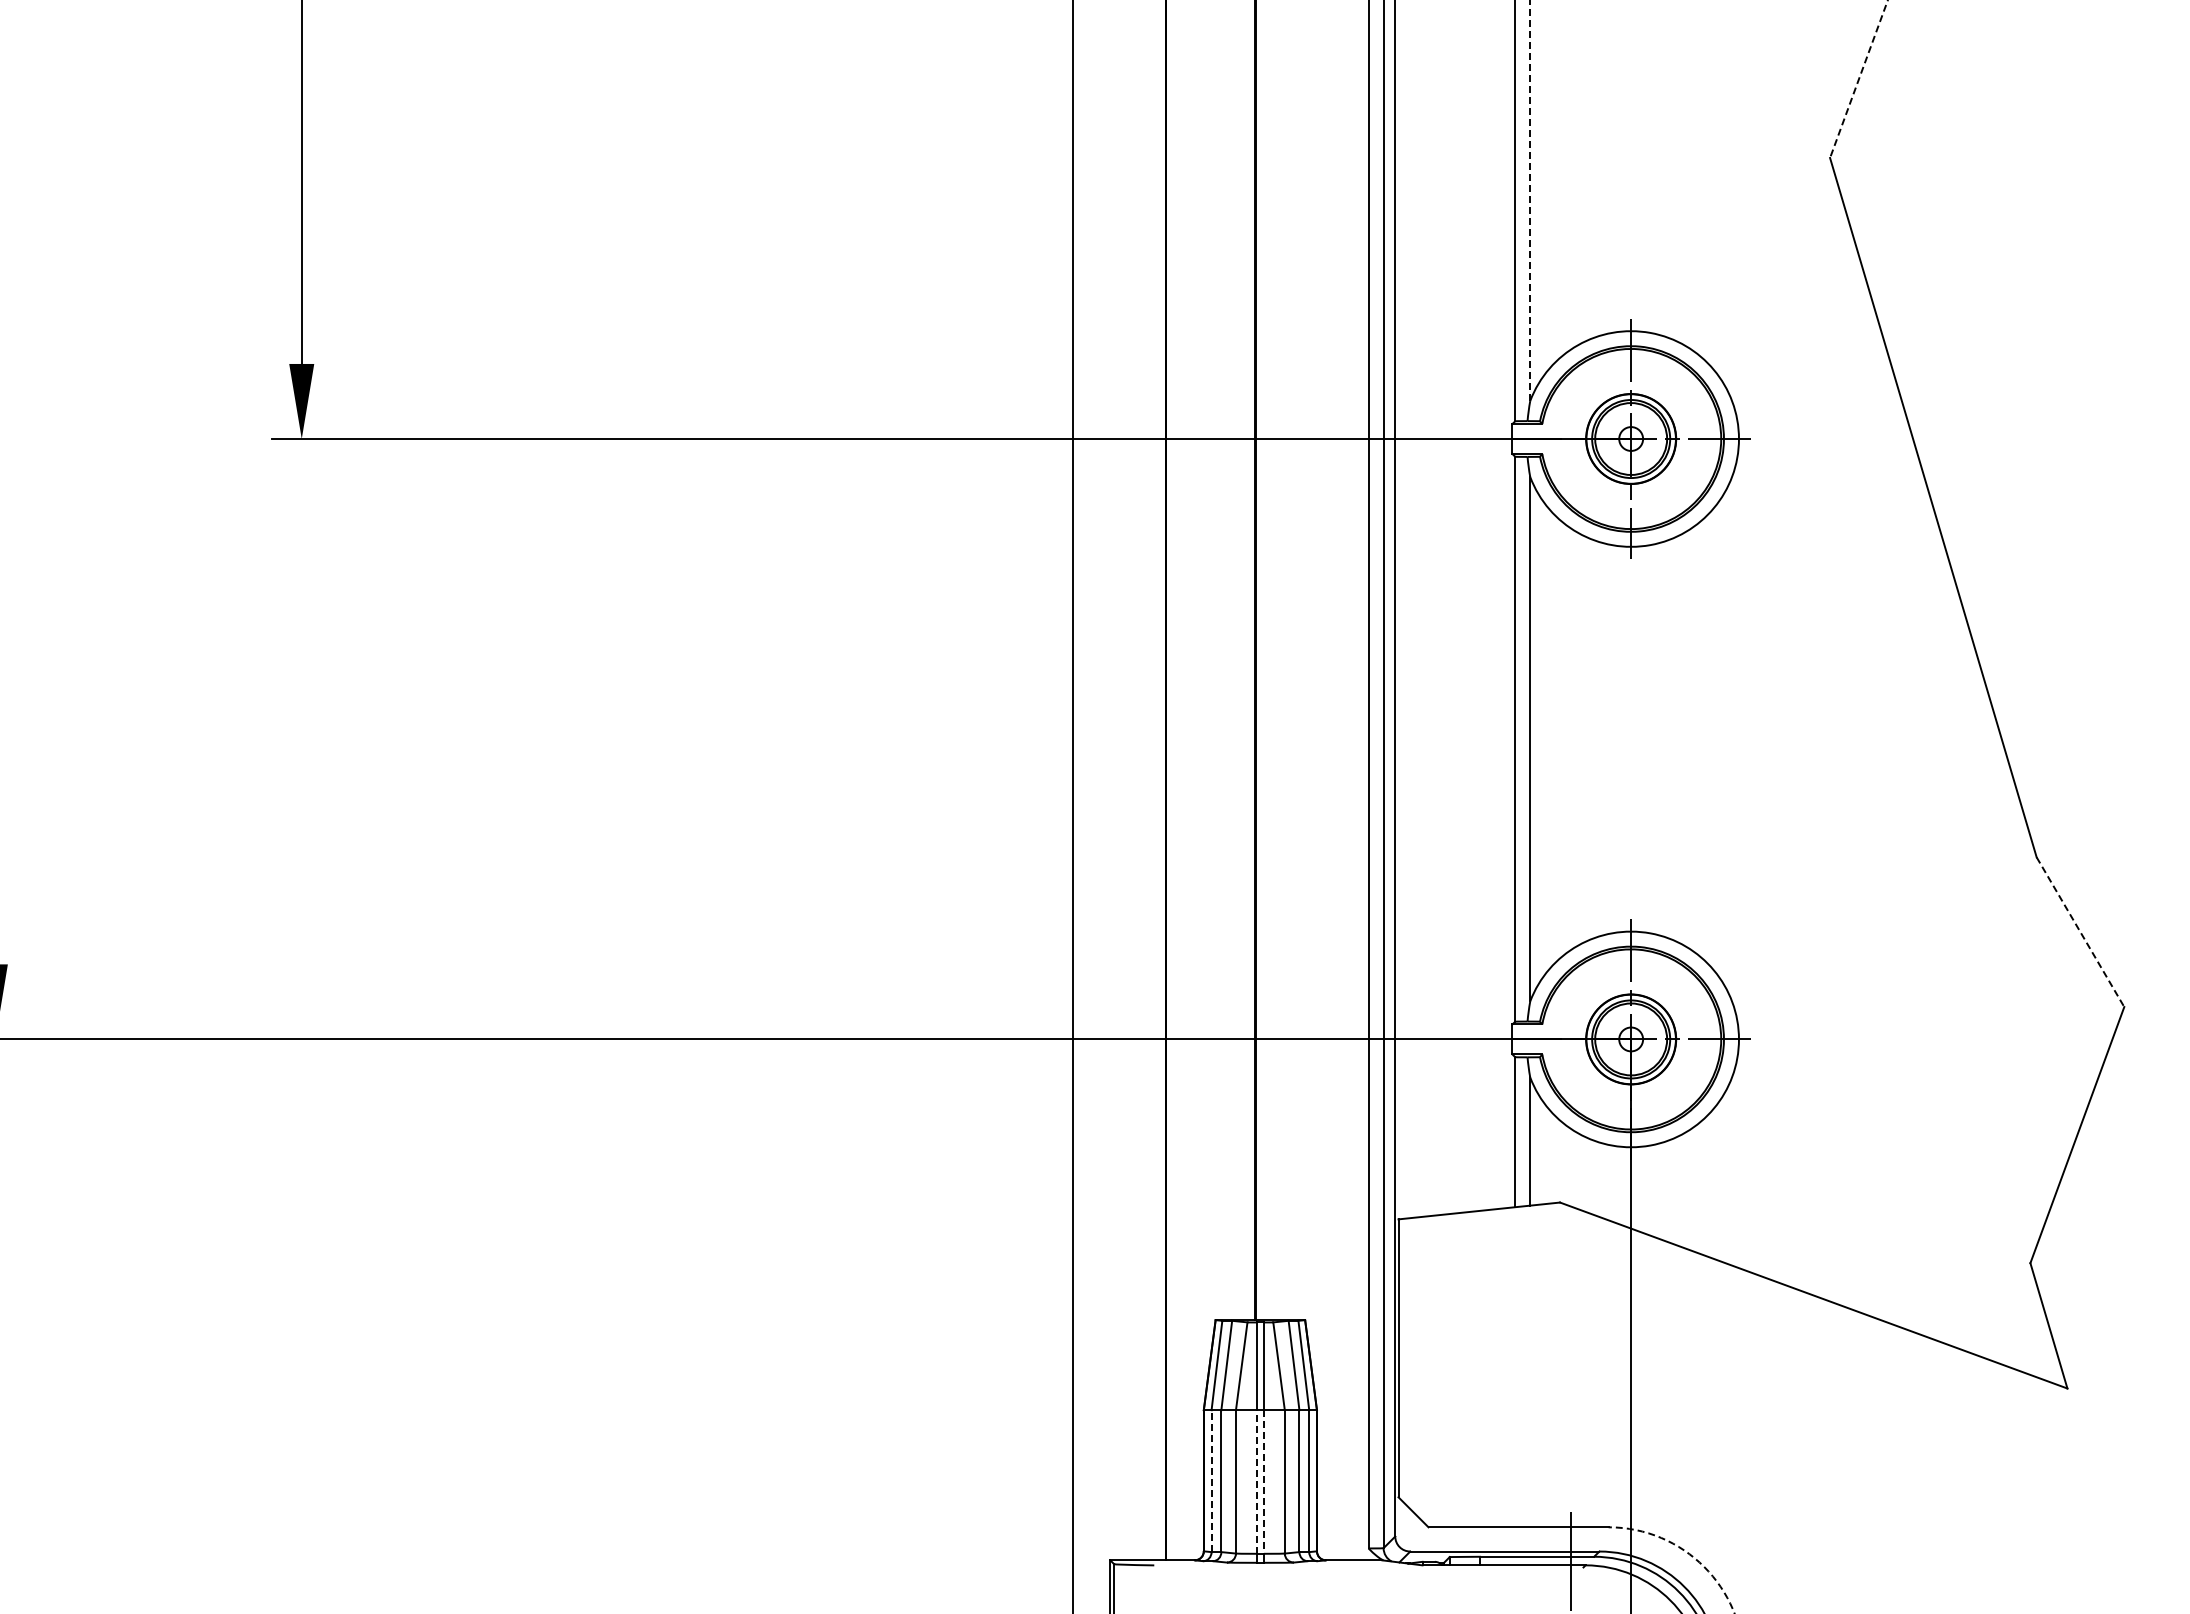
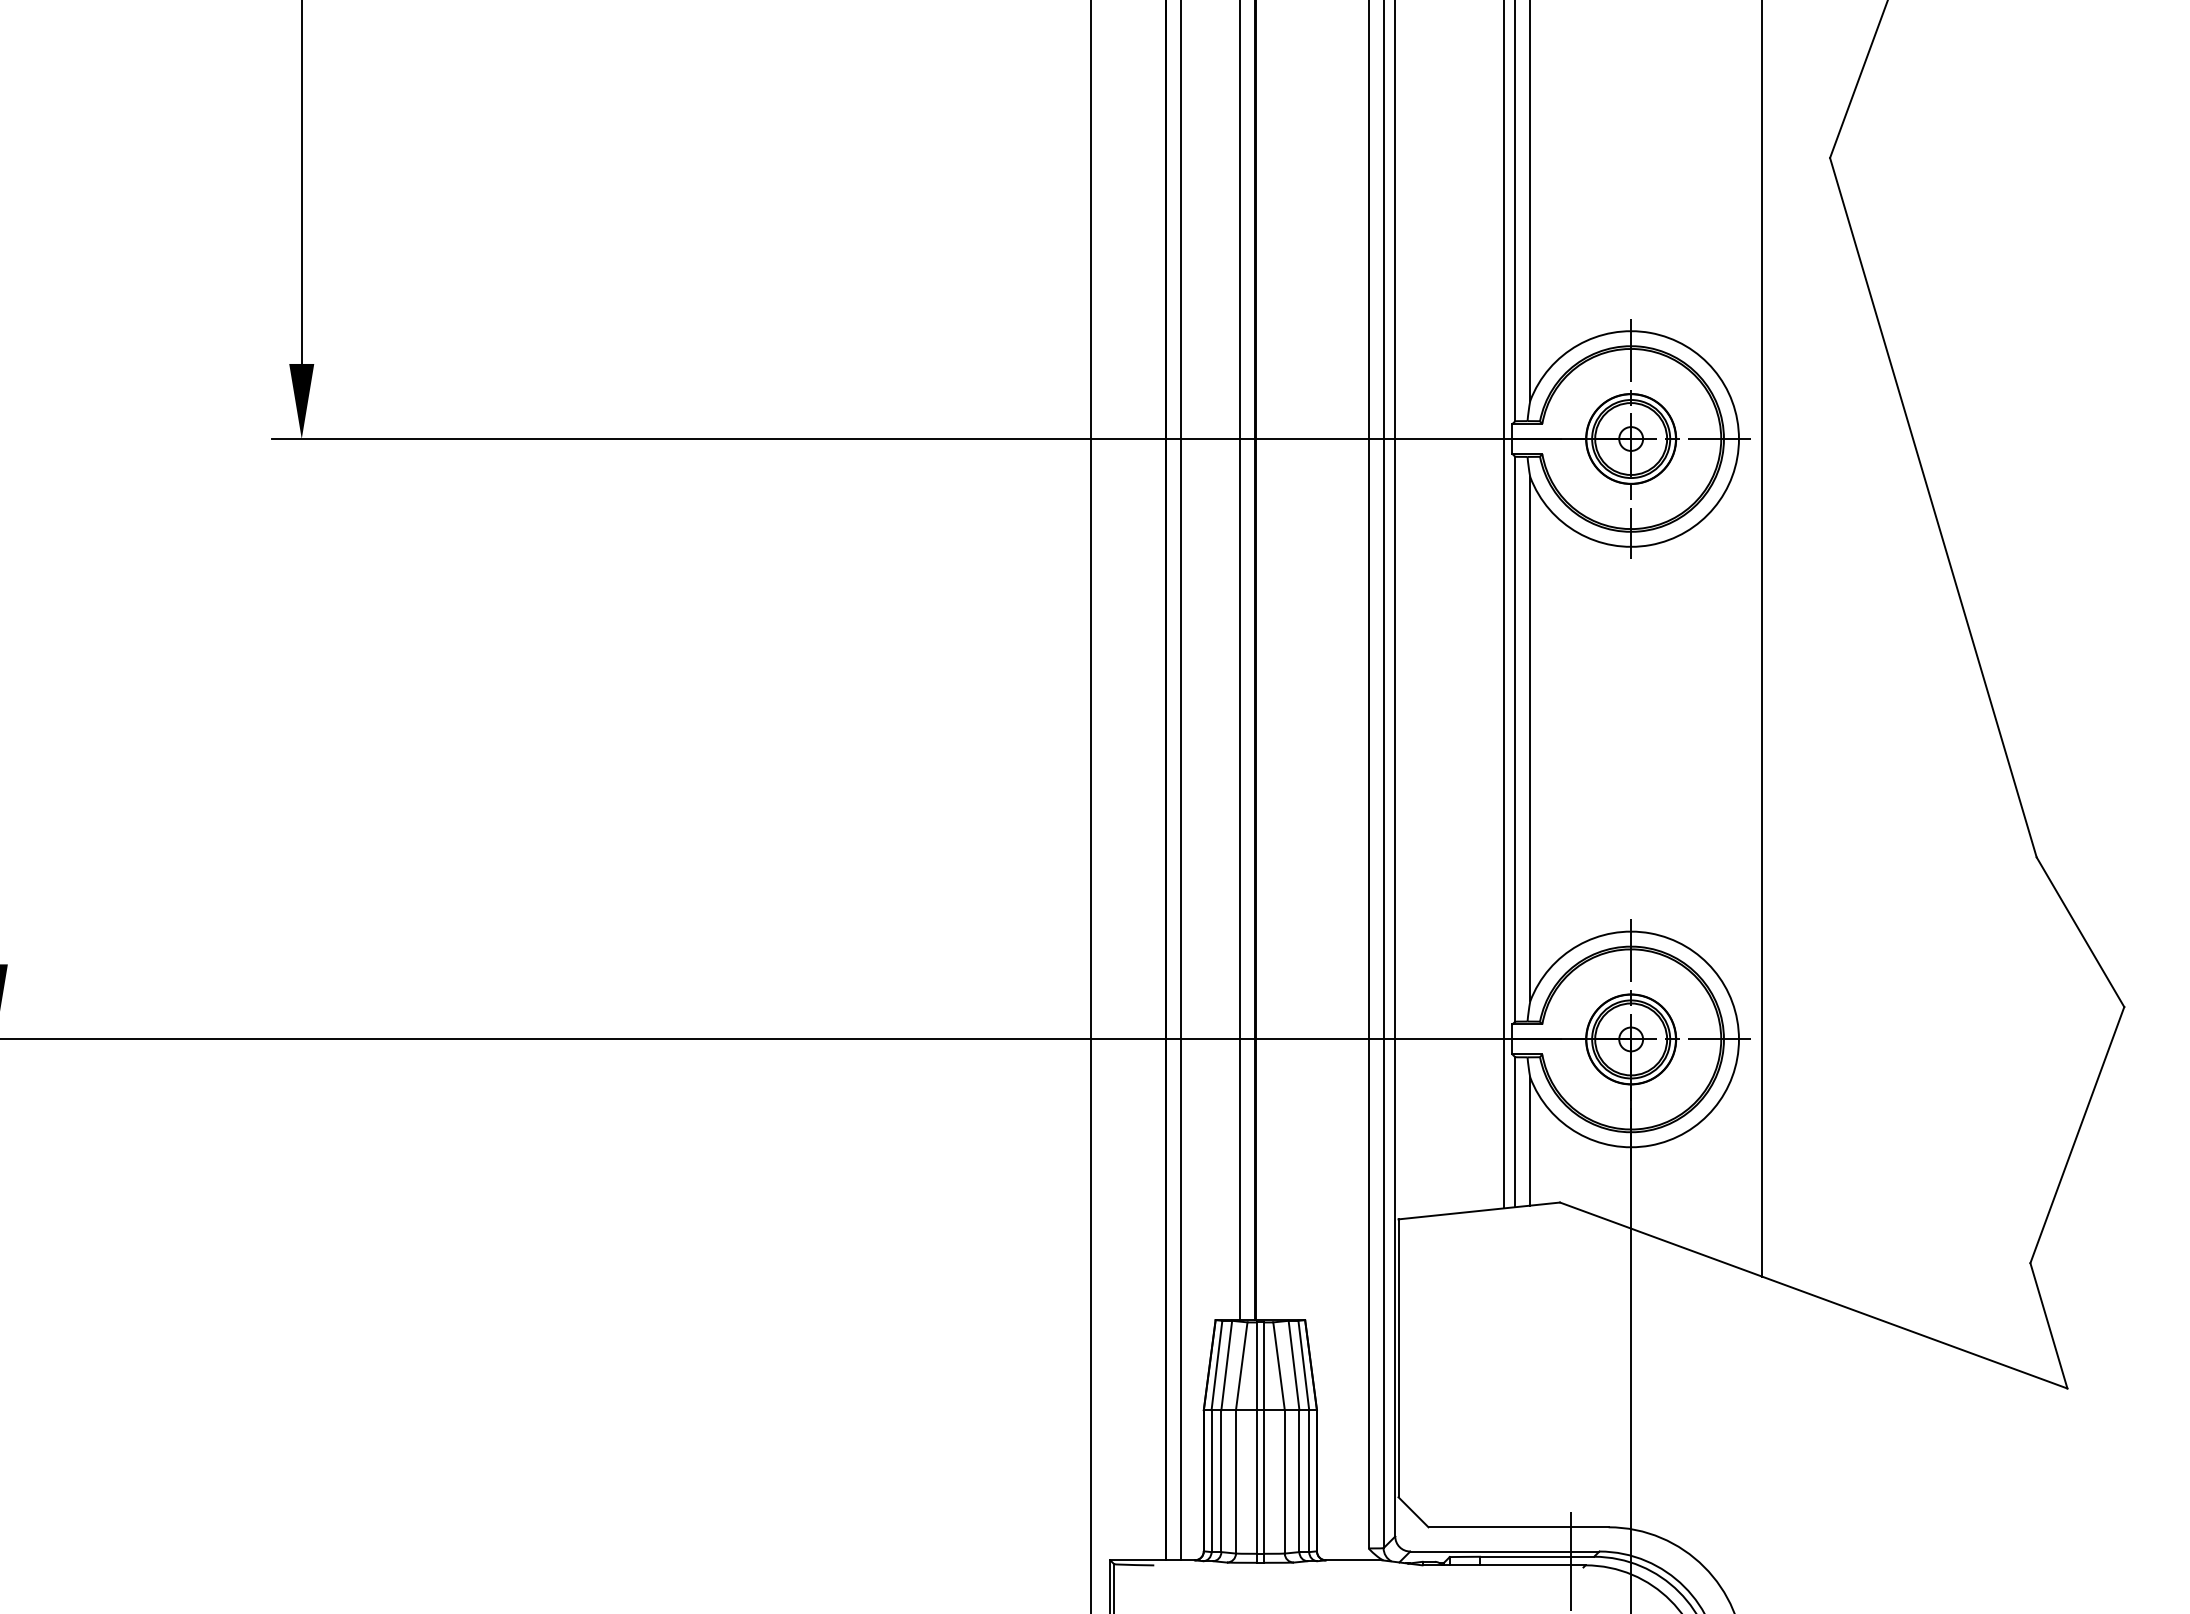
line: dashed -> solid (1858, 79)
line: dashed -> solid (1530, 200)
line: none -> present (1503, 605)
line: none -> present (1761, 639)
line: none -> present (1240, 661)
line: none -> present (1181, 781)
line position: (1072, 806) -> (1090, 806) (1090, 806)
line: dashed -> solid (2080, 932)
line: dashed -> solid (1211, 1481)
line: dashed -> solid (1256, 1482)
line: dashed -> solid (1263, 1482)
arc: dashed -> solid (1685, 1551)
